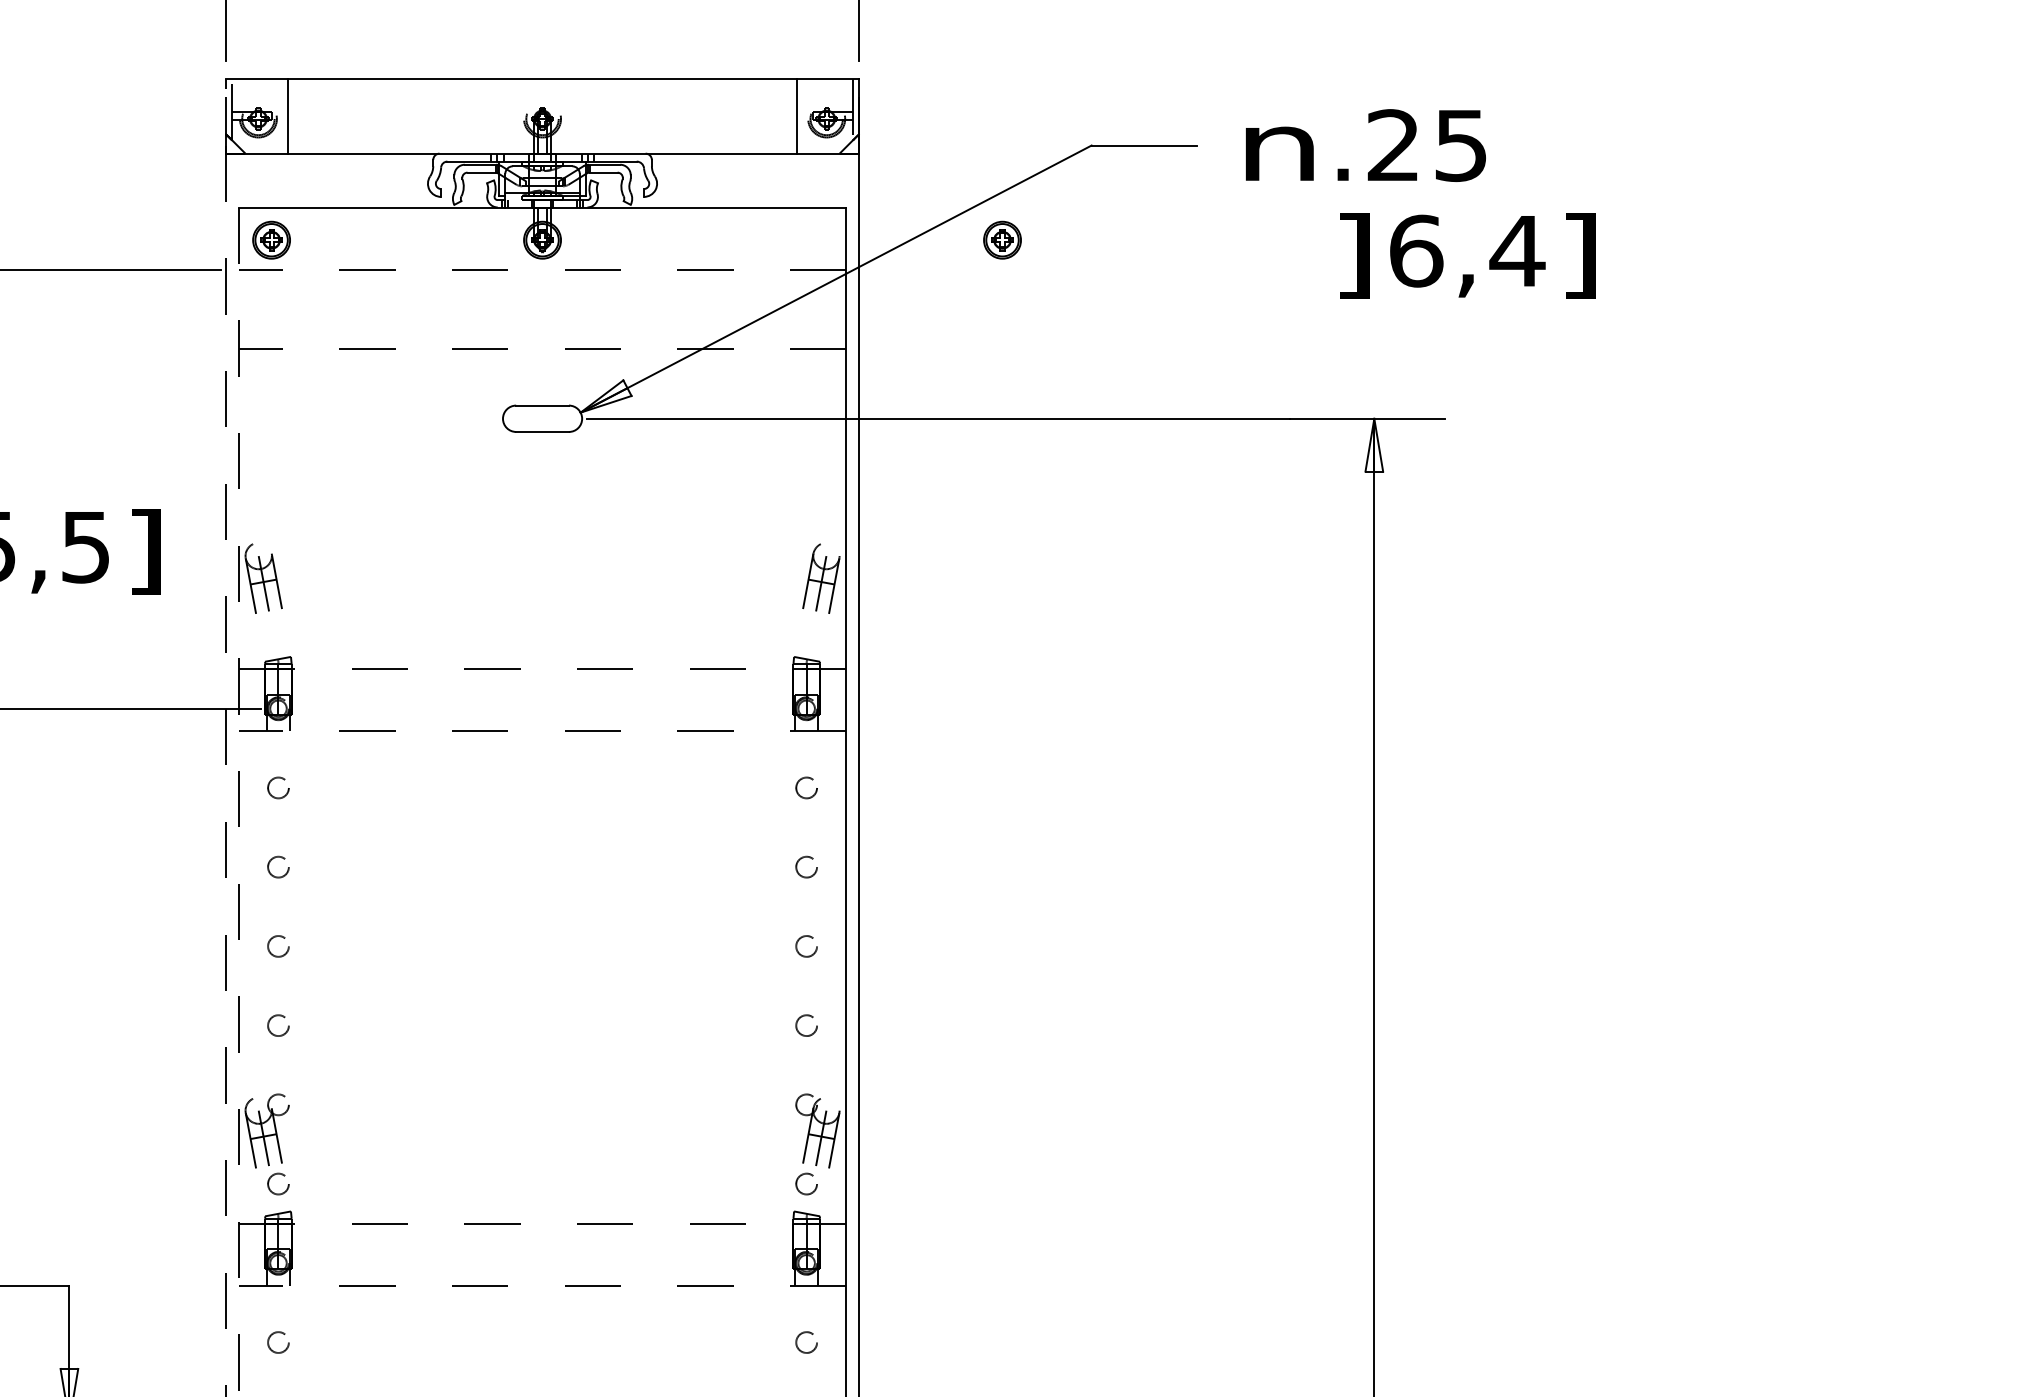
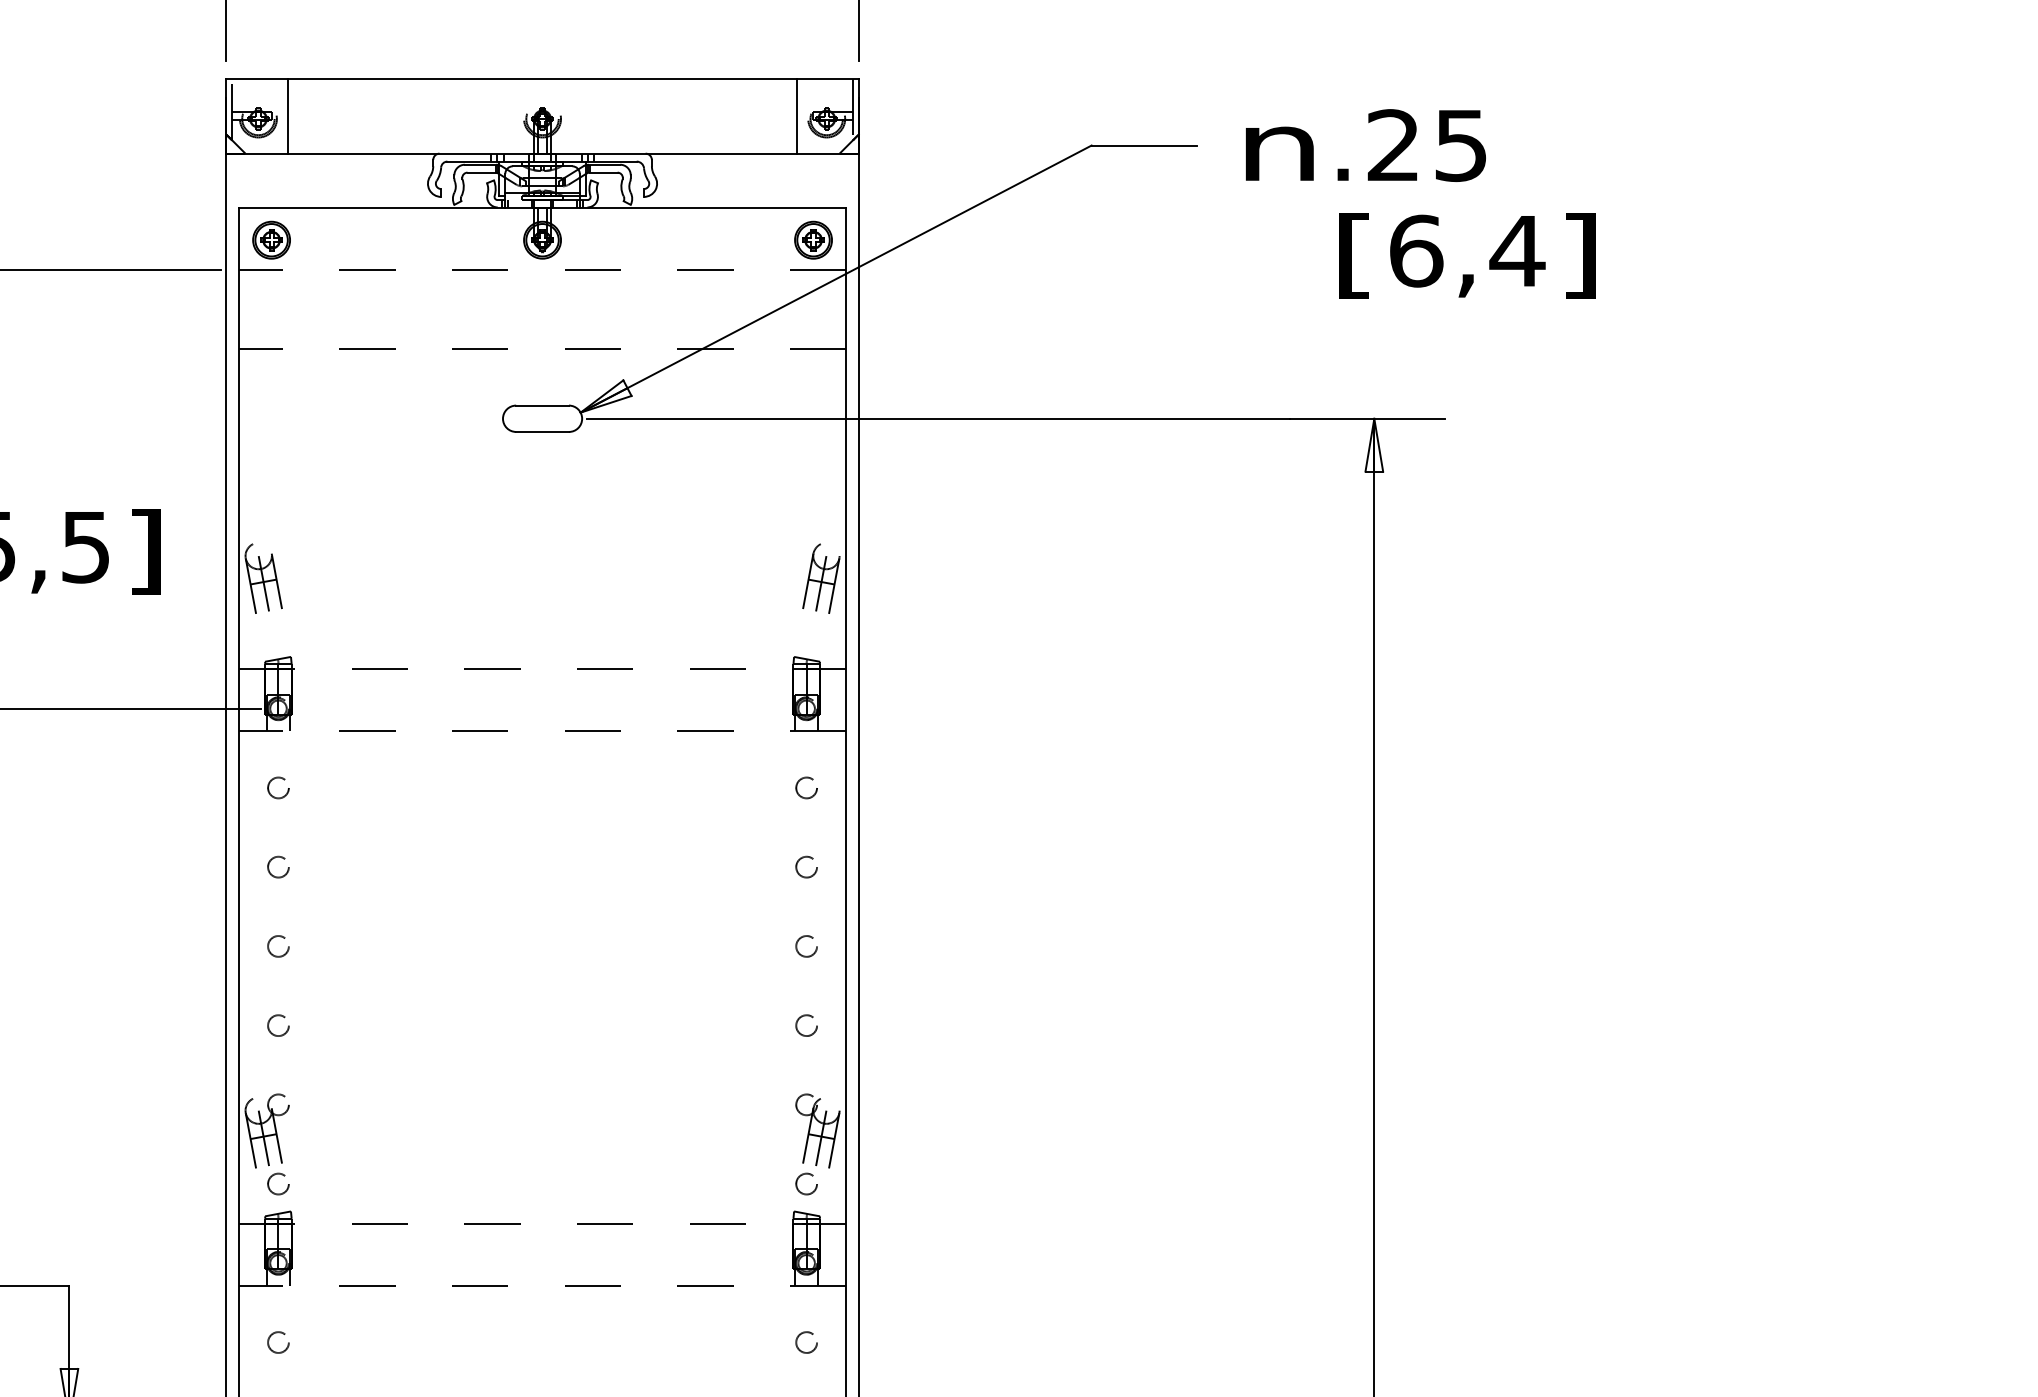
part position: (1002, 239) -> (813, 239) (813, 239)
text: ] -> [ (1354, 255)
line: dashed -> solid (225, 737)
line: dashed -> solid (238, 802)
